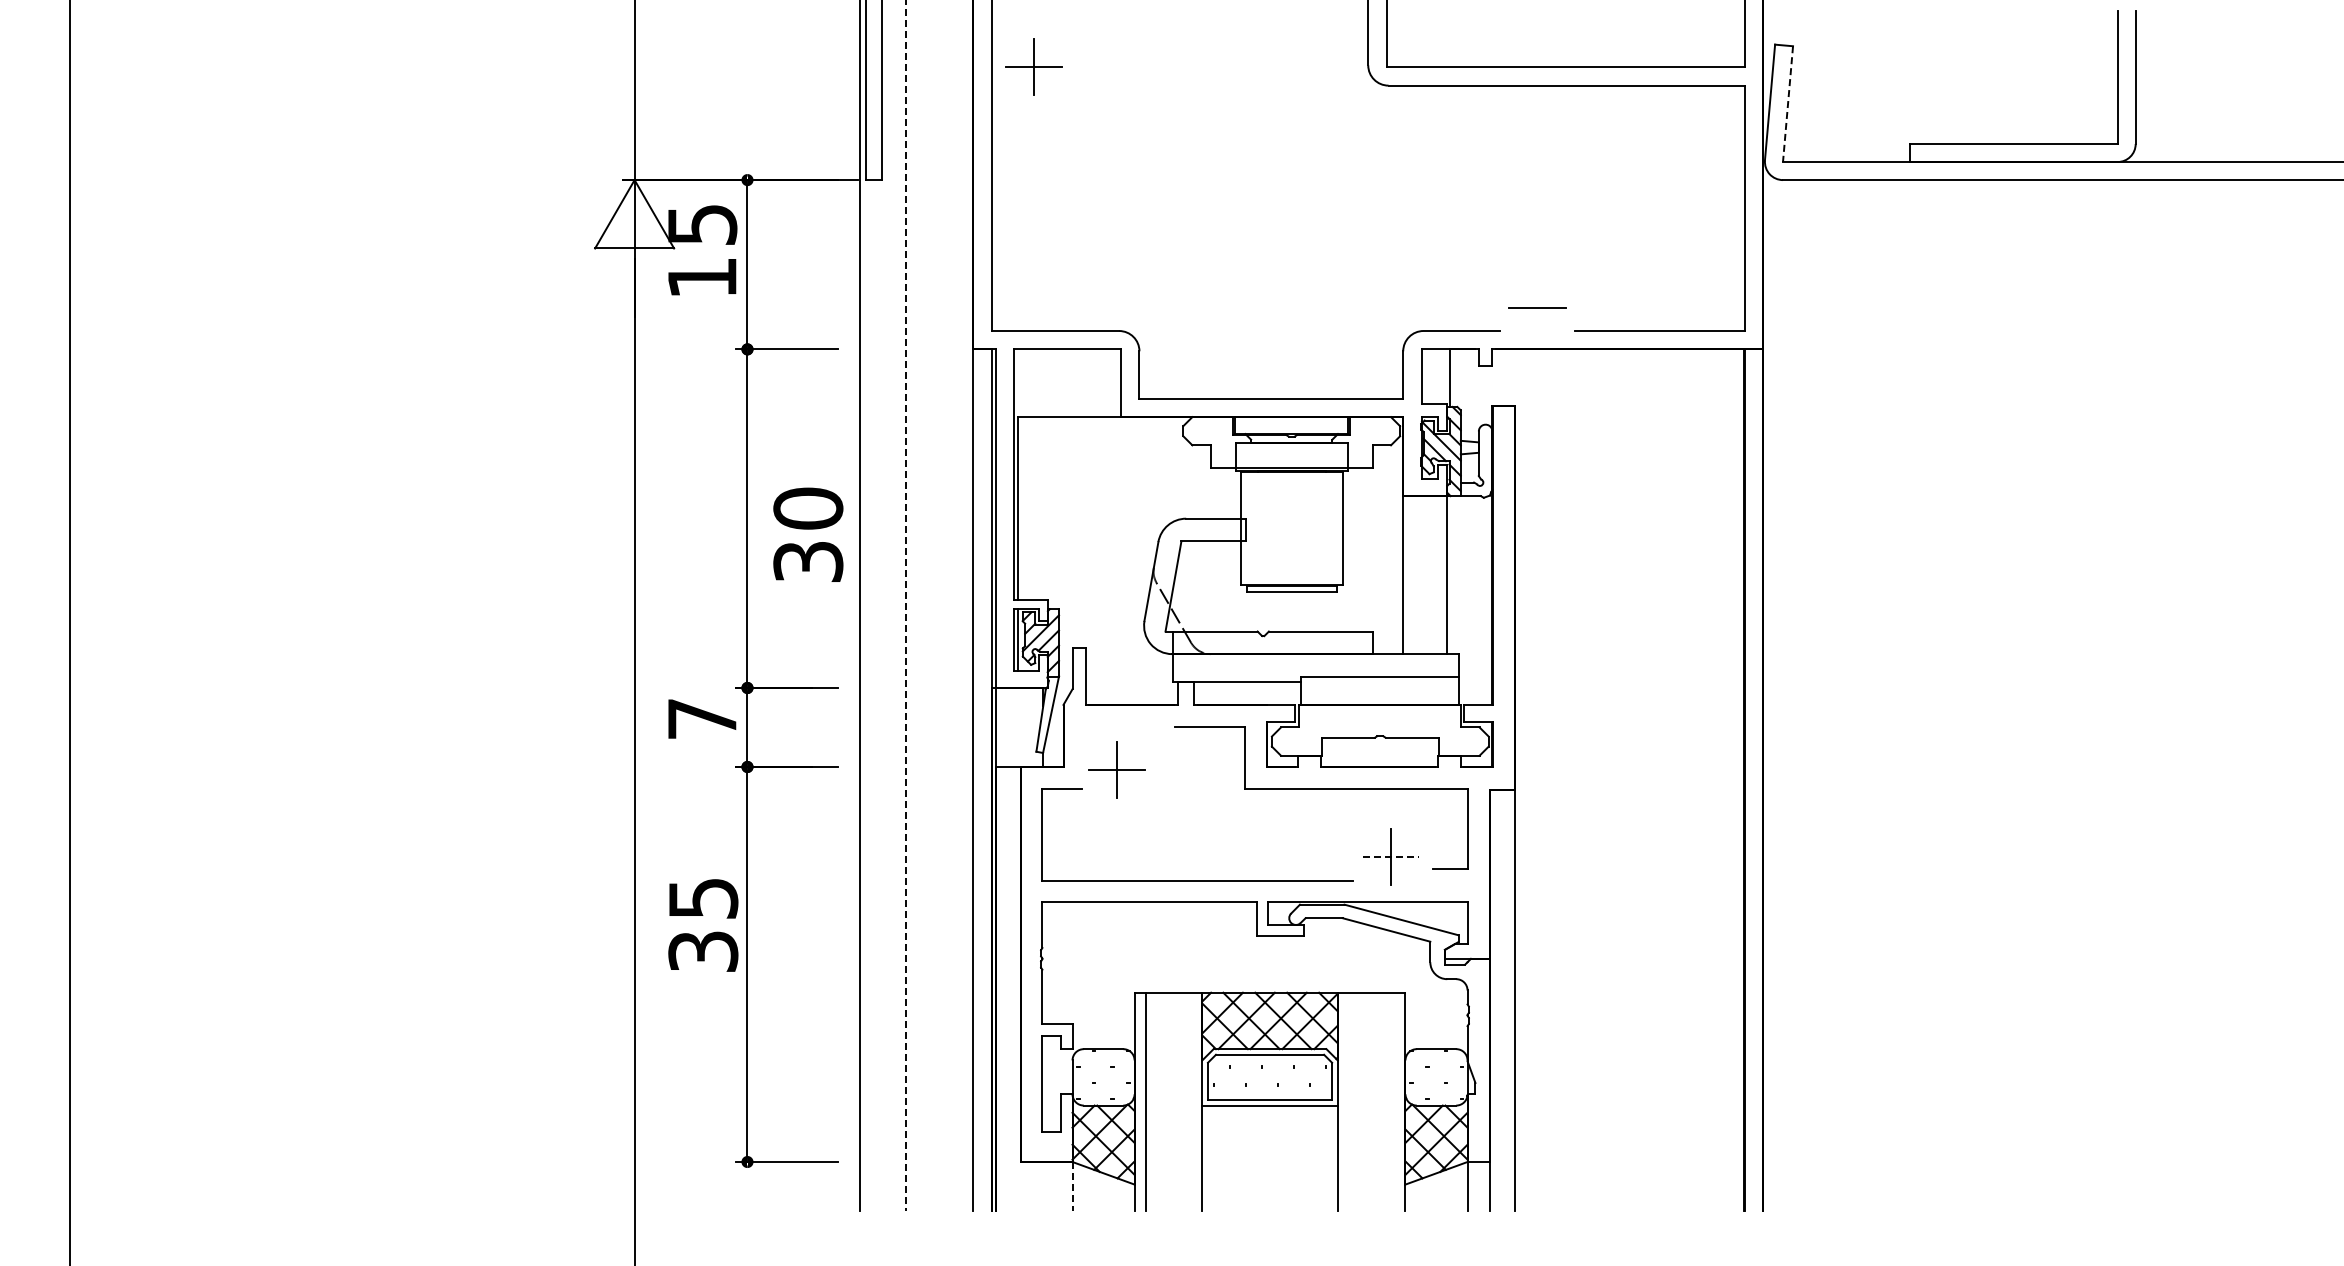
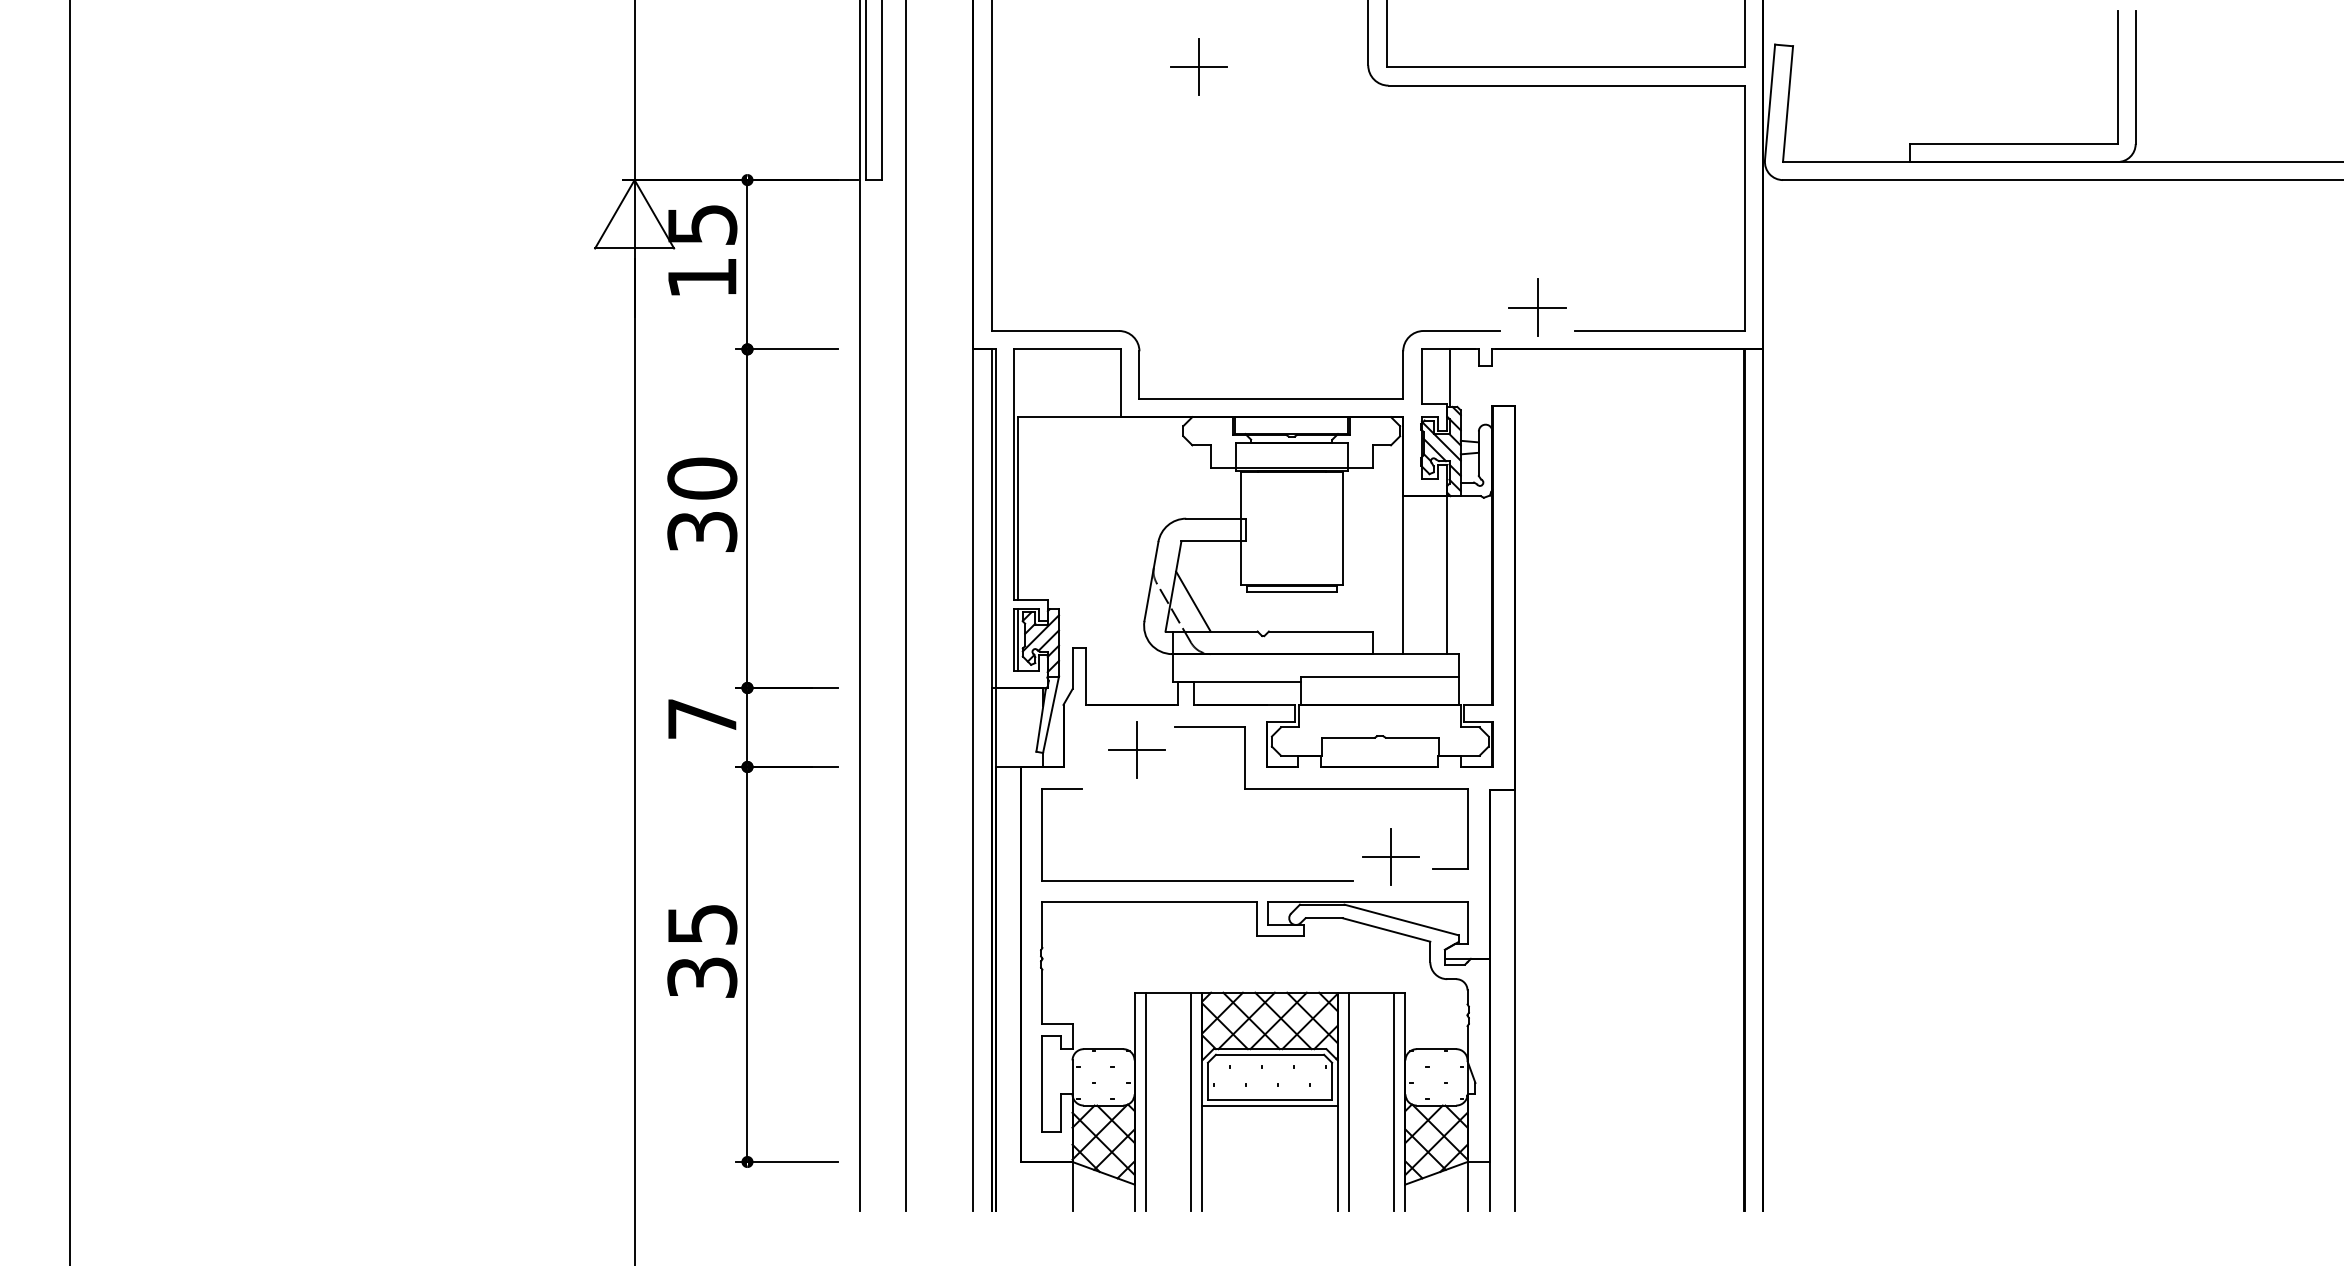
part position: (1033, 66) -> (1198, 66) (1198, 66)
line: dashed -> solid (1787, 104)
line: none -> present (1537, 307)
text position: (808, 534) -> (702, 504) (702, 504)
line: none -> present (1193, 601)
line: dashed -> solid (905, 606)
part position: (1116, 769) -> (1136, 749) (1136, 749)
line: dashed -> solid (1391, 857)
text position: (703, 925) -> (702, 951) (702, 951)
line: none -> present (1191, 1101)
line: none -> present (1349, 1101)
line: none -> present (1394, 1101)
line: dashed -> solid (1072, 1186)
